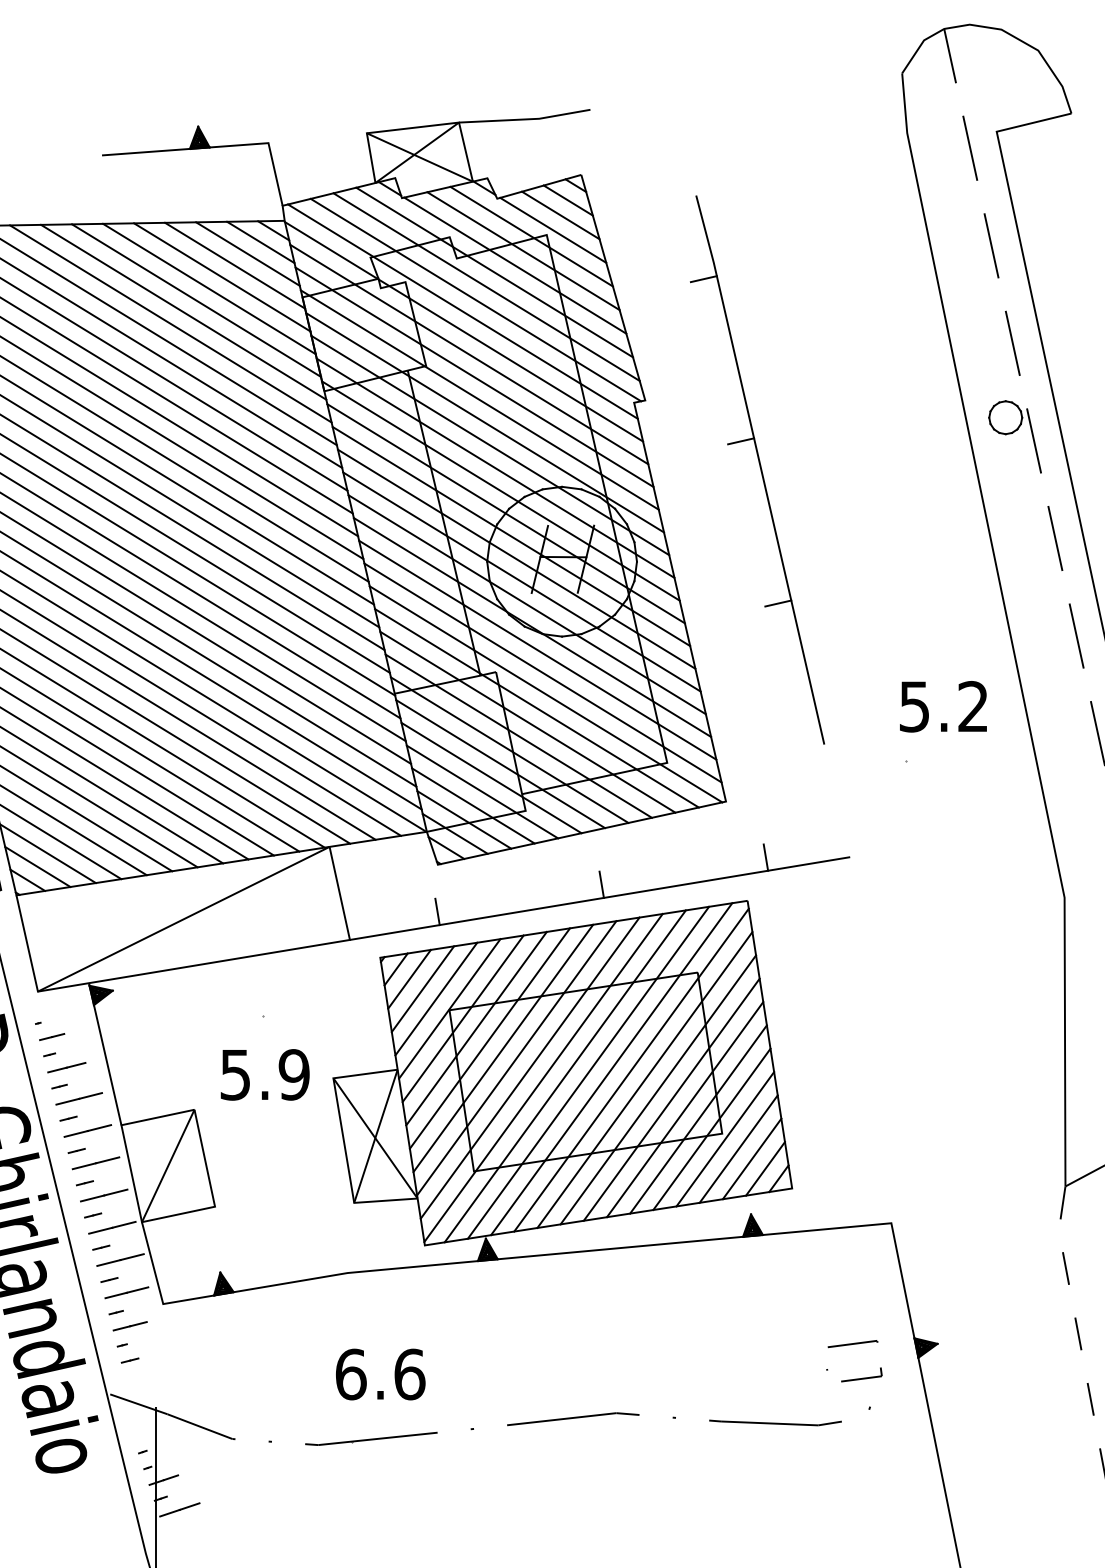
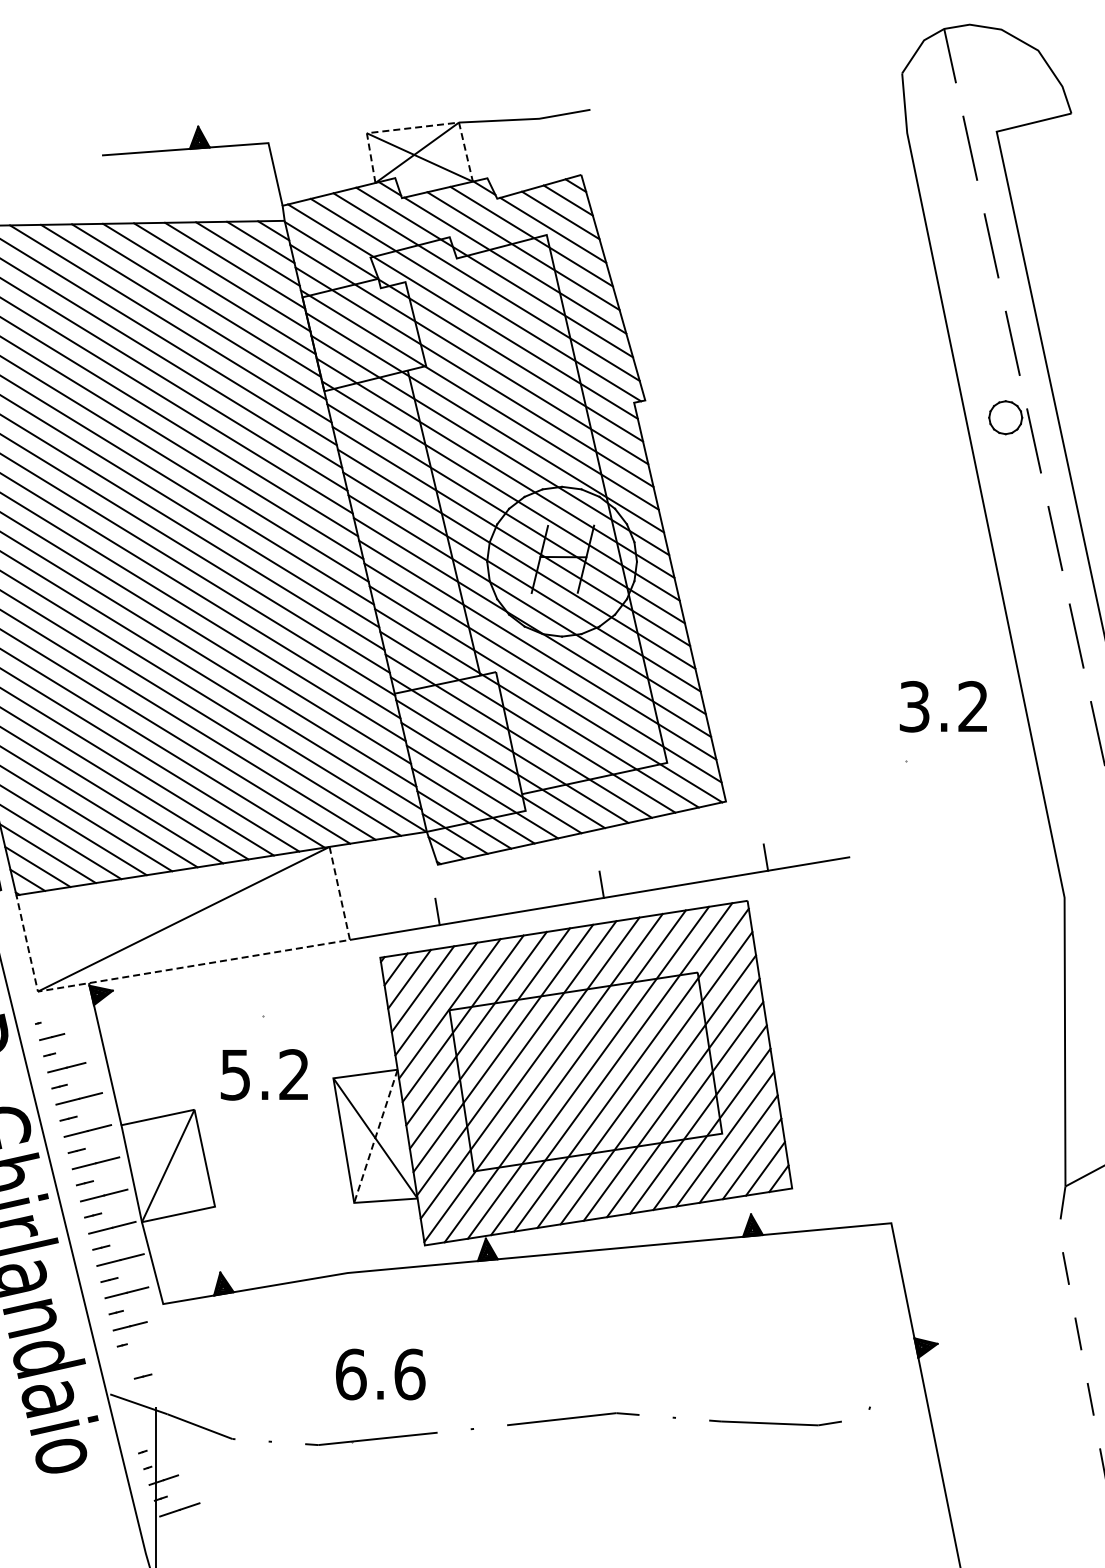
line: solid -> dashed (418, 127)
part: present -> none (757, 469)
text: 5.2 -> 3.2 (914, 706)
line: solid -> dashed (192, 966)
text: 5.9 -> 5.2 (293, 1074)
line: solid -> dashed (375, 1136)
part: present -> none (851, 1345)
line position: (129, 1360) -> (142, 1376) (142, 1376)
